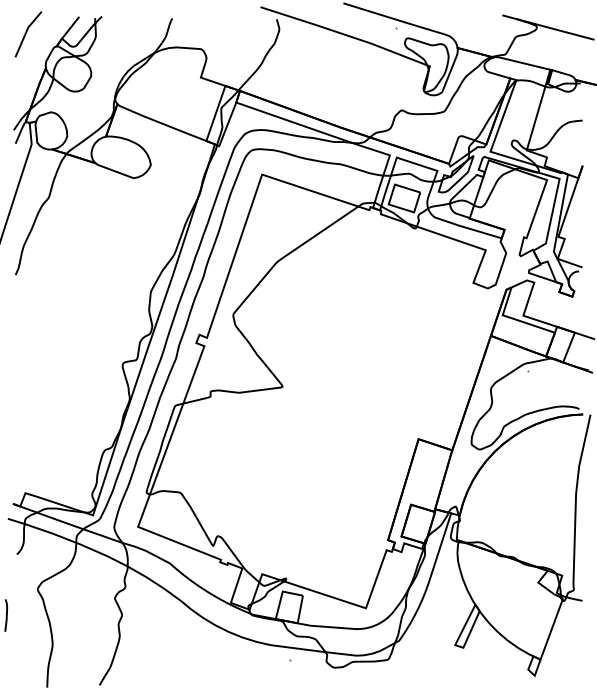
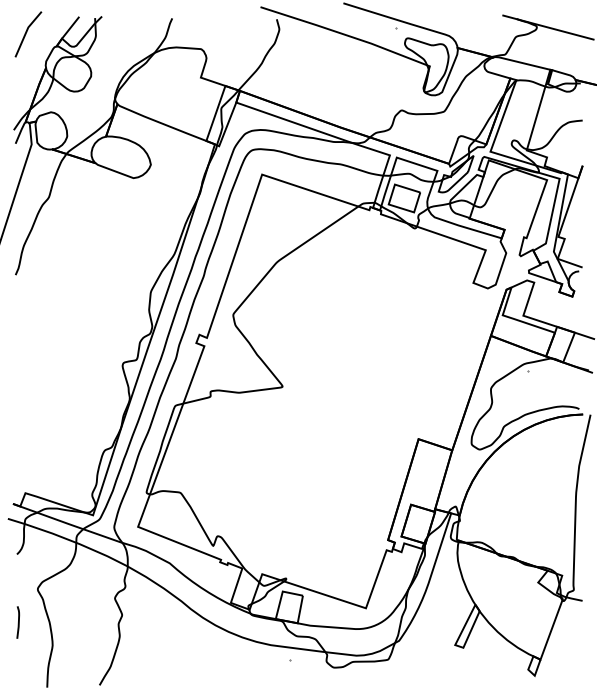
curve position: (6, 615) -> (18, 622) (18, 622)
